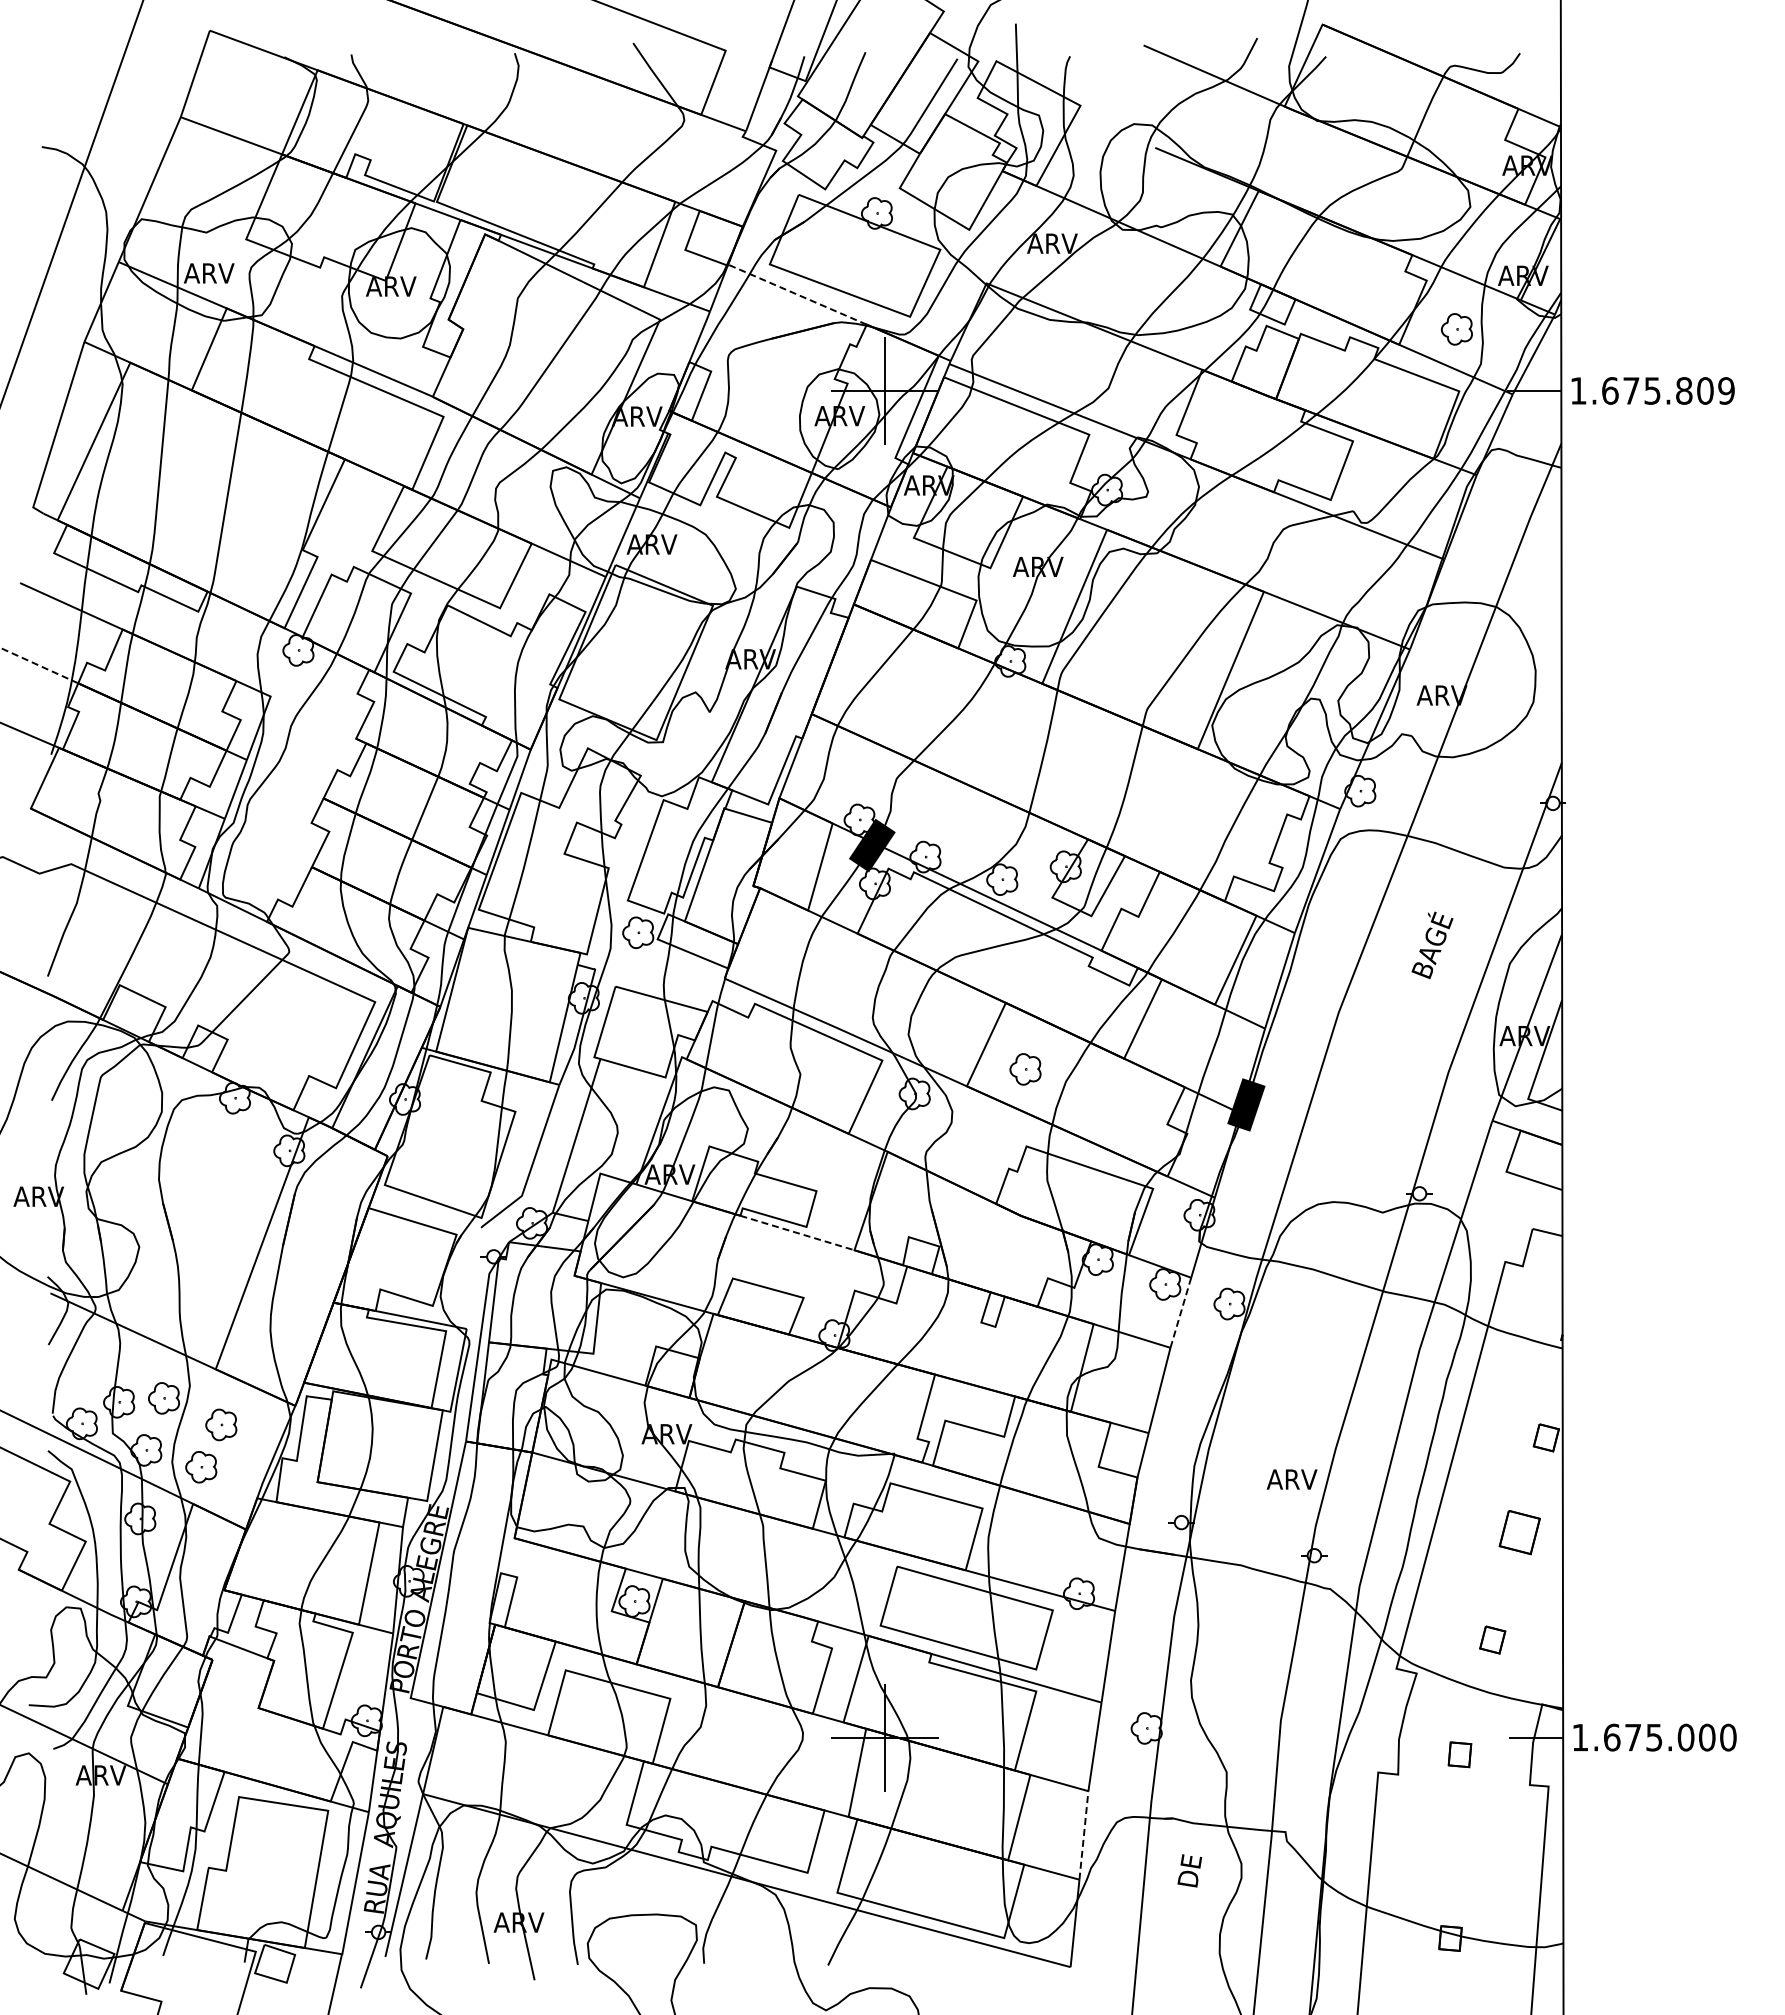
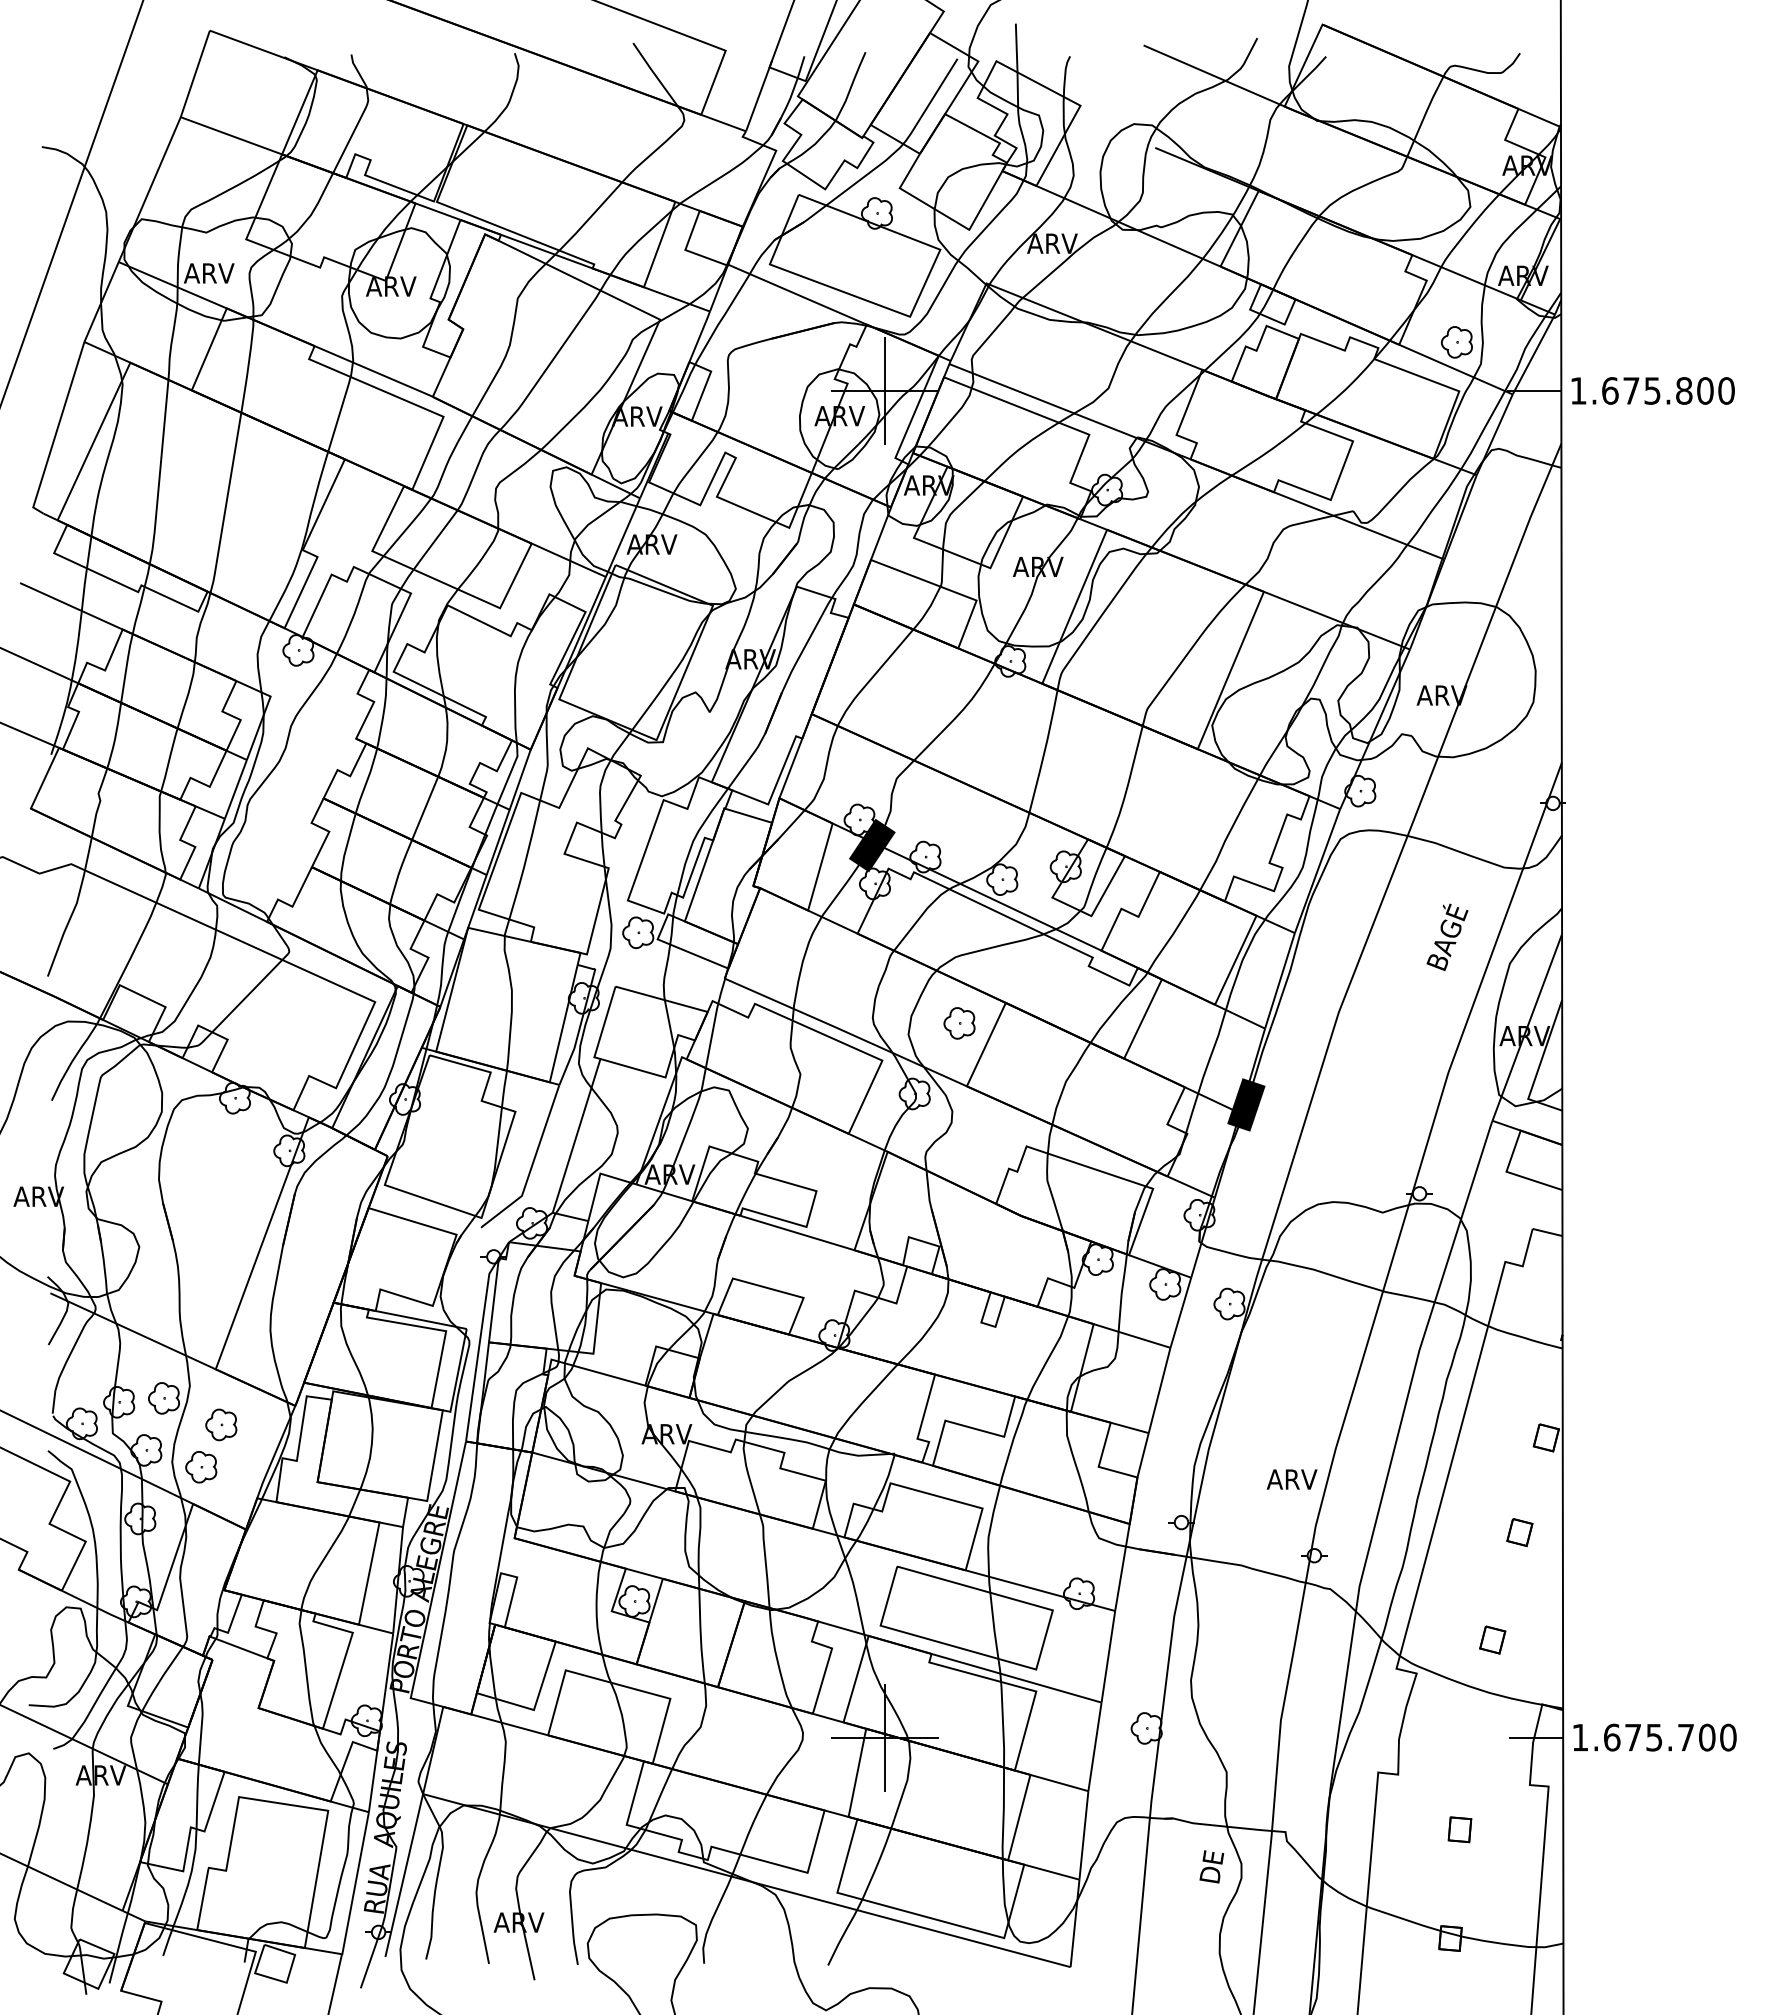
line: dashed -> solid (797, 294)
part position: (1456, 329) -> (1456, 342) (1456, 342)
text: 1.675.809 -> 1.675.800 (1726, 390)
line: dashed -> solid (39, 665)
text position: (1432, 944) -> (1447, 936) (1447, 936)
part position: (1025, 1069) -> (959, 1023) (959, 1023)
line: dashed -> solid (797, 1233)
line: dashed -> solid (1180, 1312)
part size: 43x46 px -> 28x29 px (1519, 1532)
text: 1.675.000 -> 1.675.700 (1685, 1737)
part position: (1459, 1754) -> (1459, 1829) (1459, 1829)
line: dashed -> solid (1083, 1834)
text position: (1189, 1870) -> (1211, 1866) (1211, 1866)
